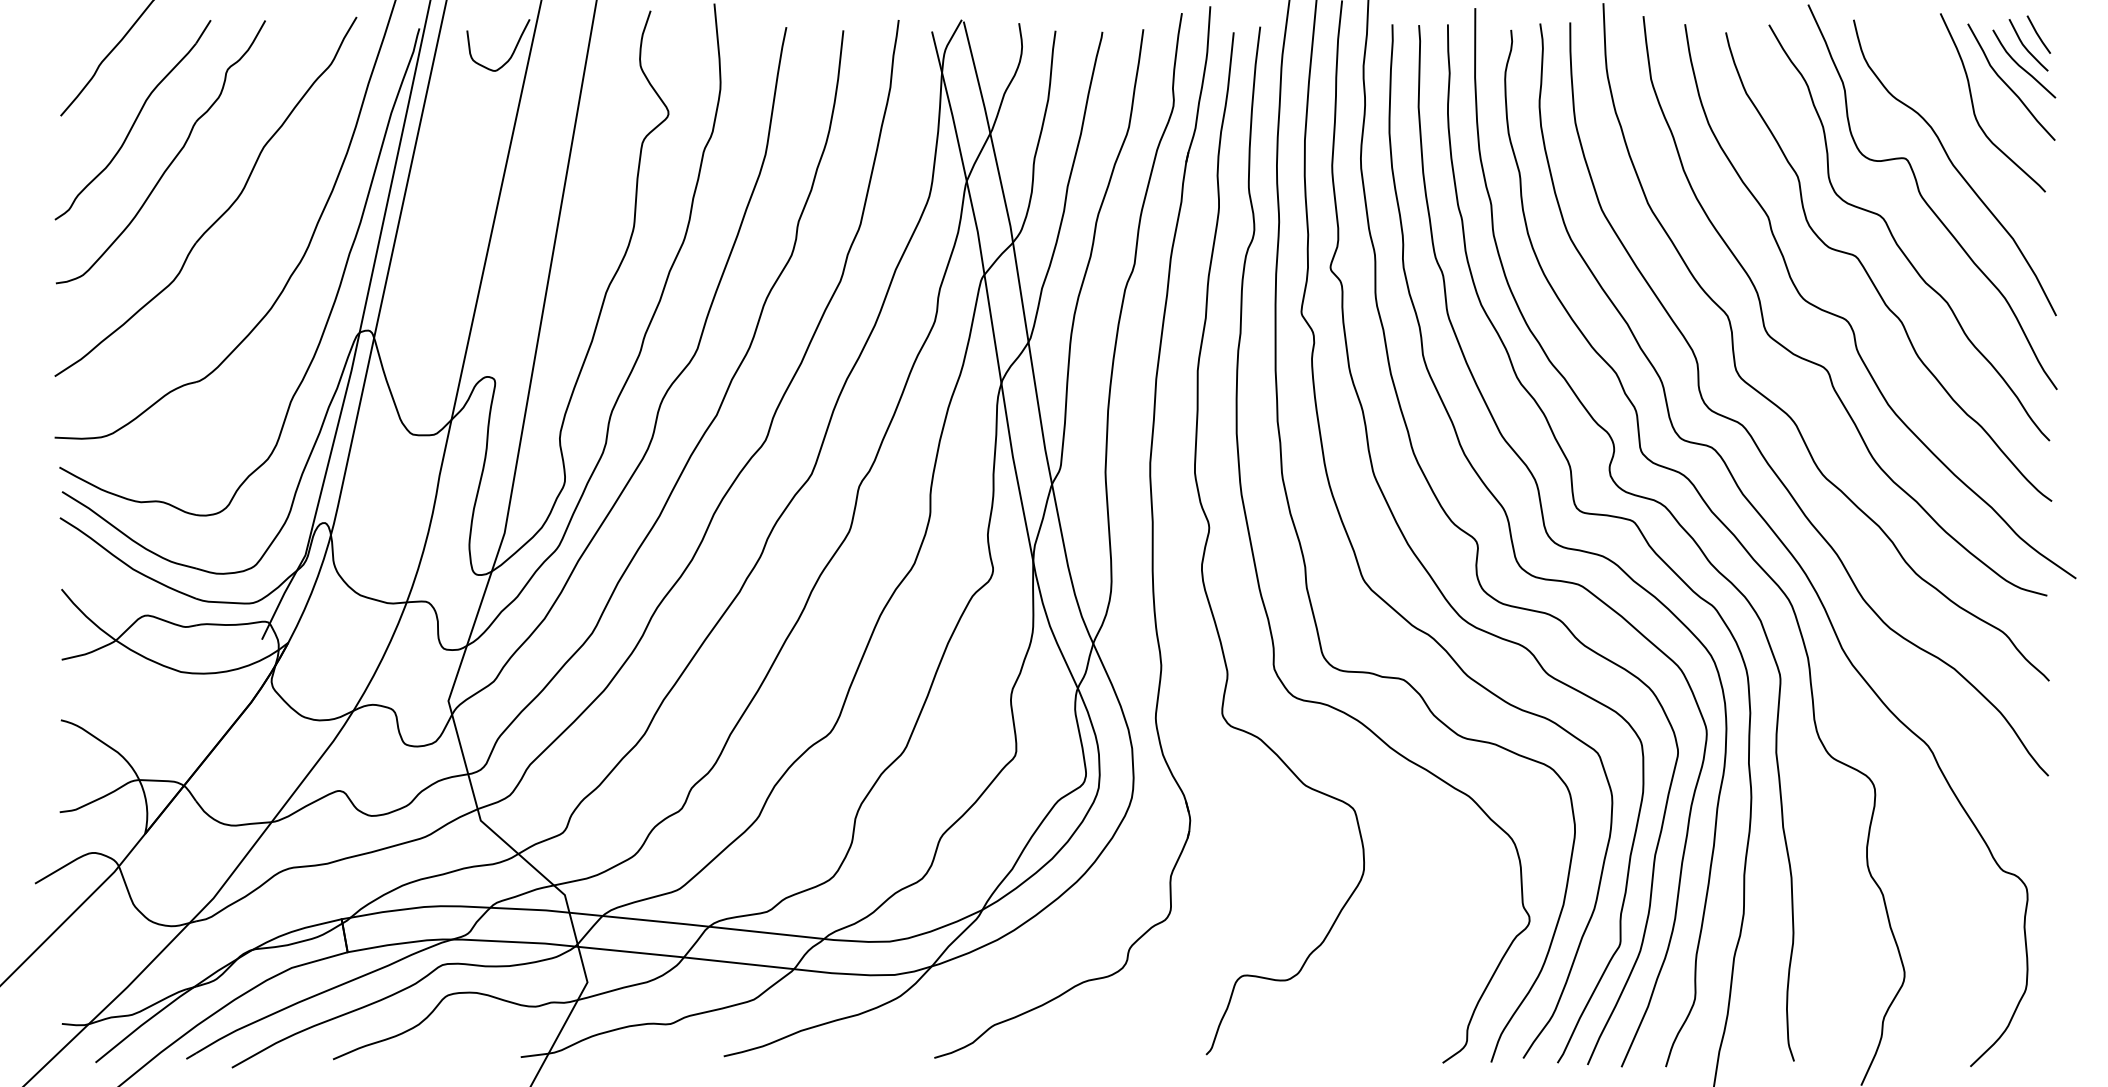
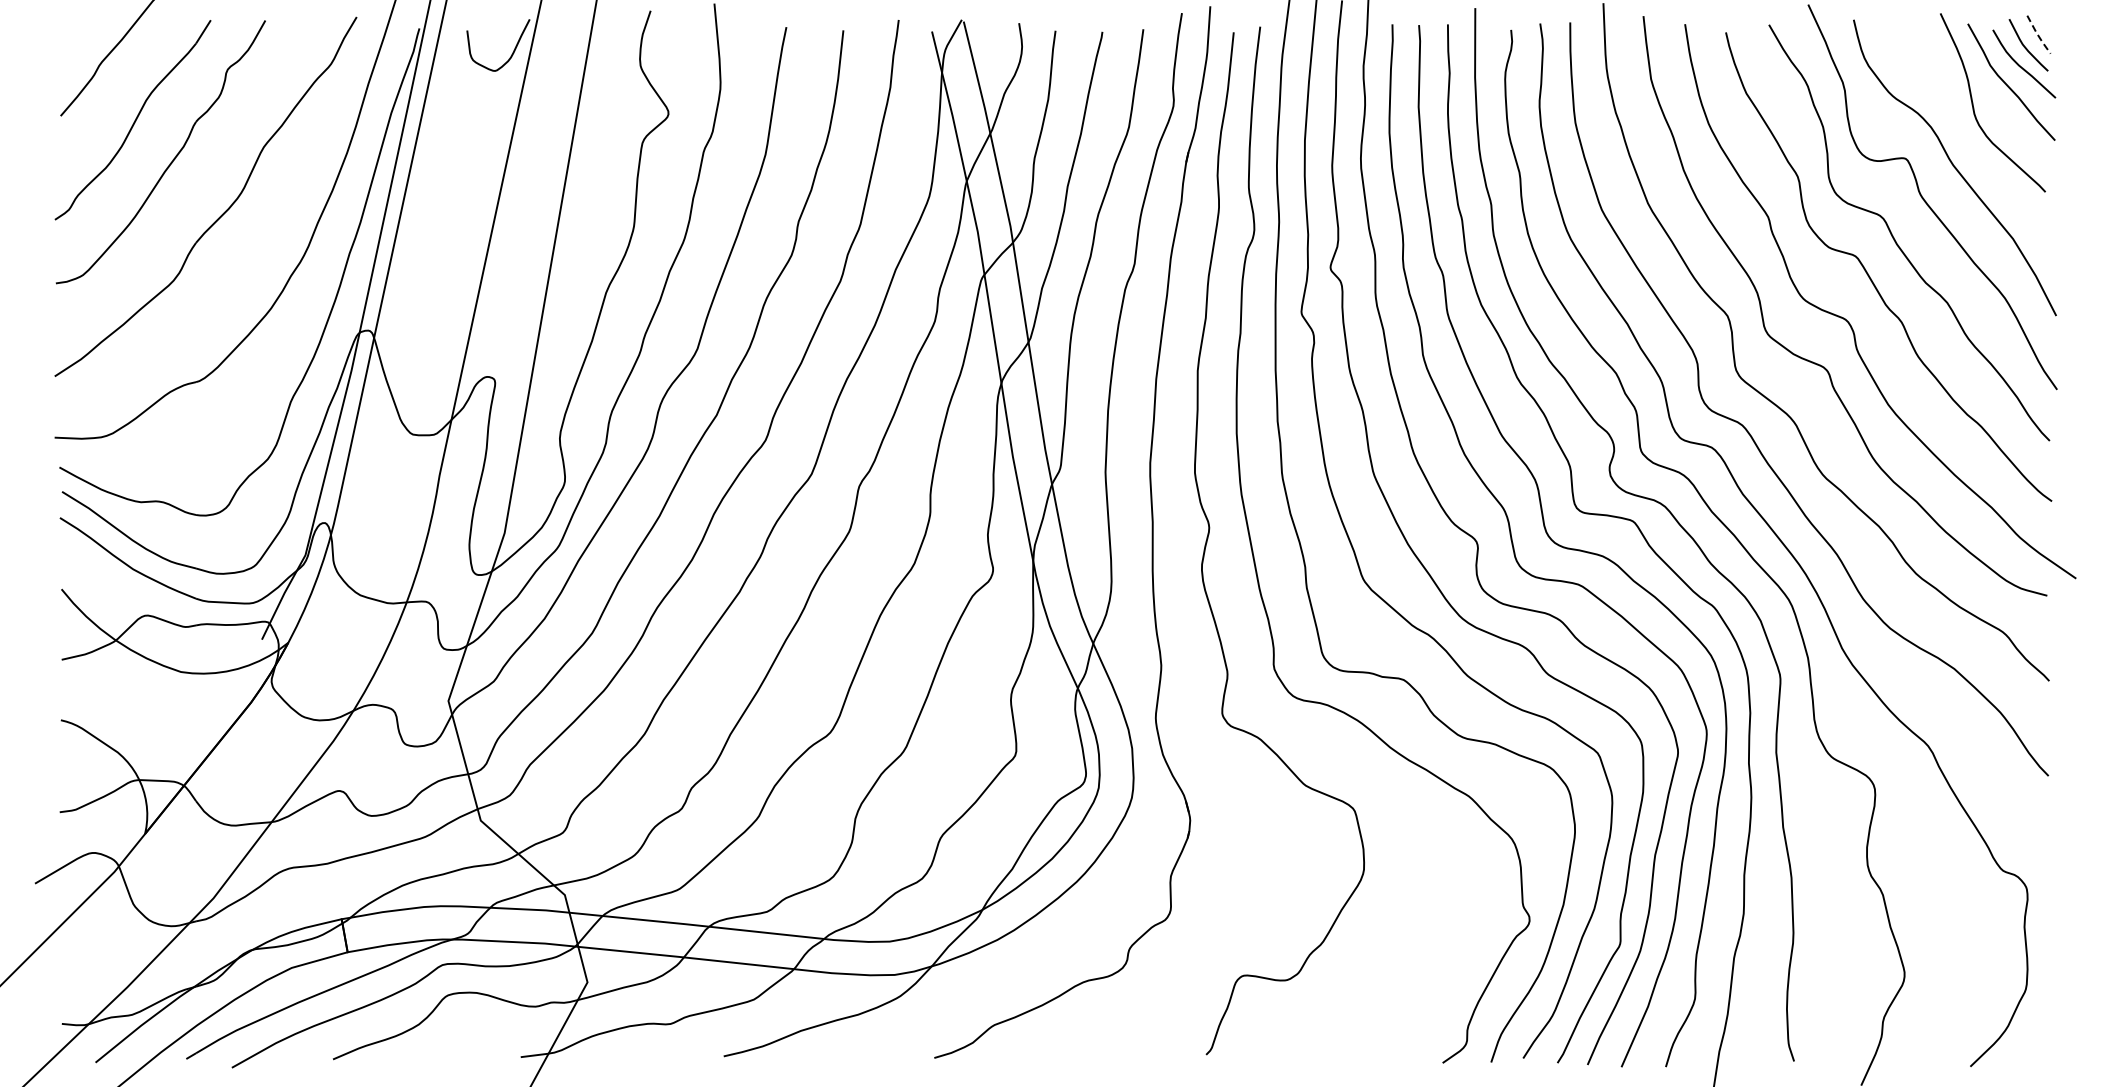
line: solid -> dashed (2037, 35)
